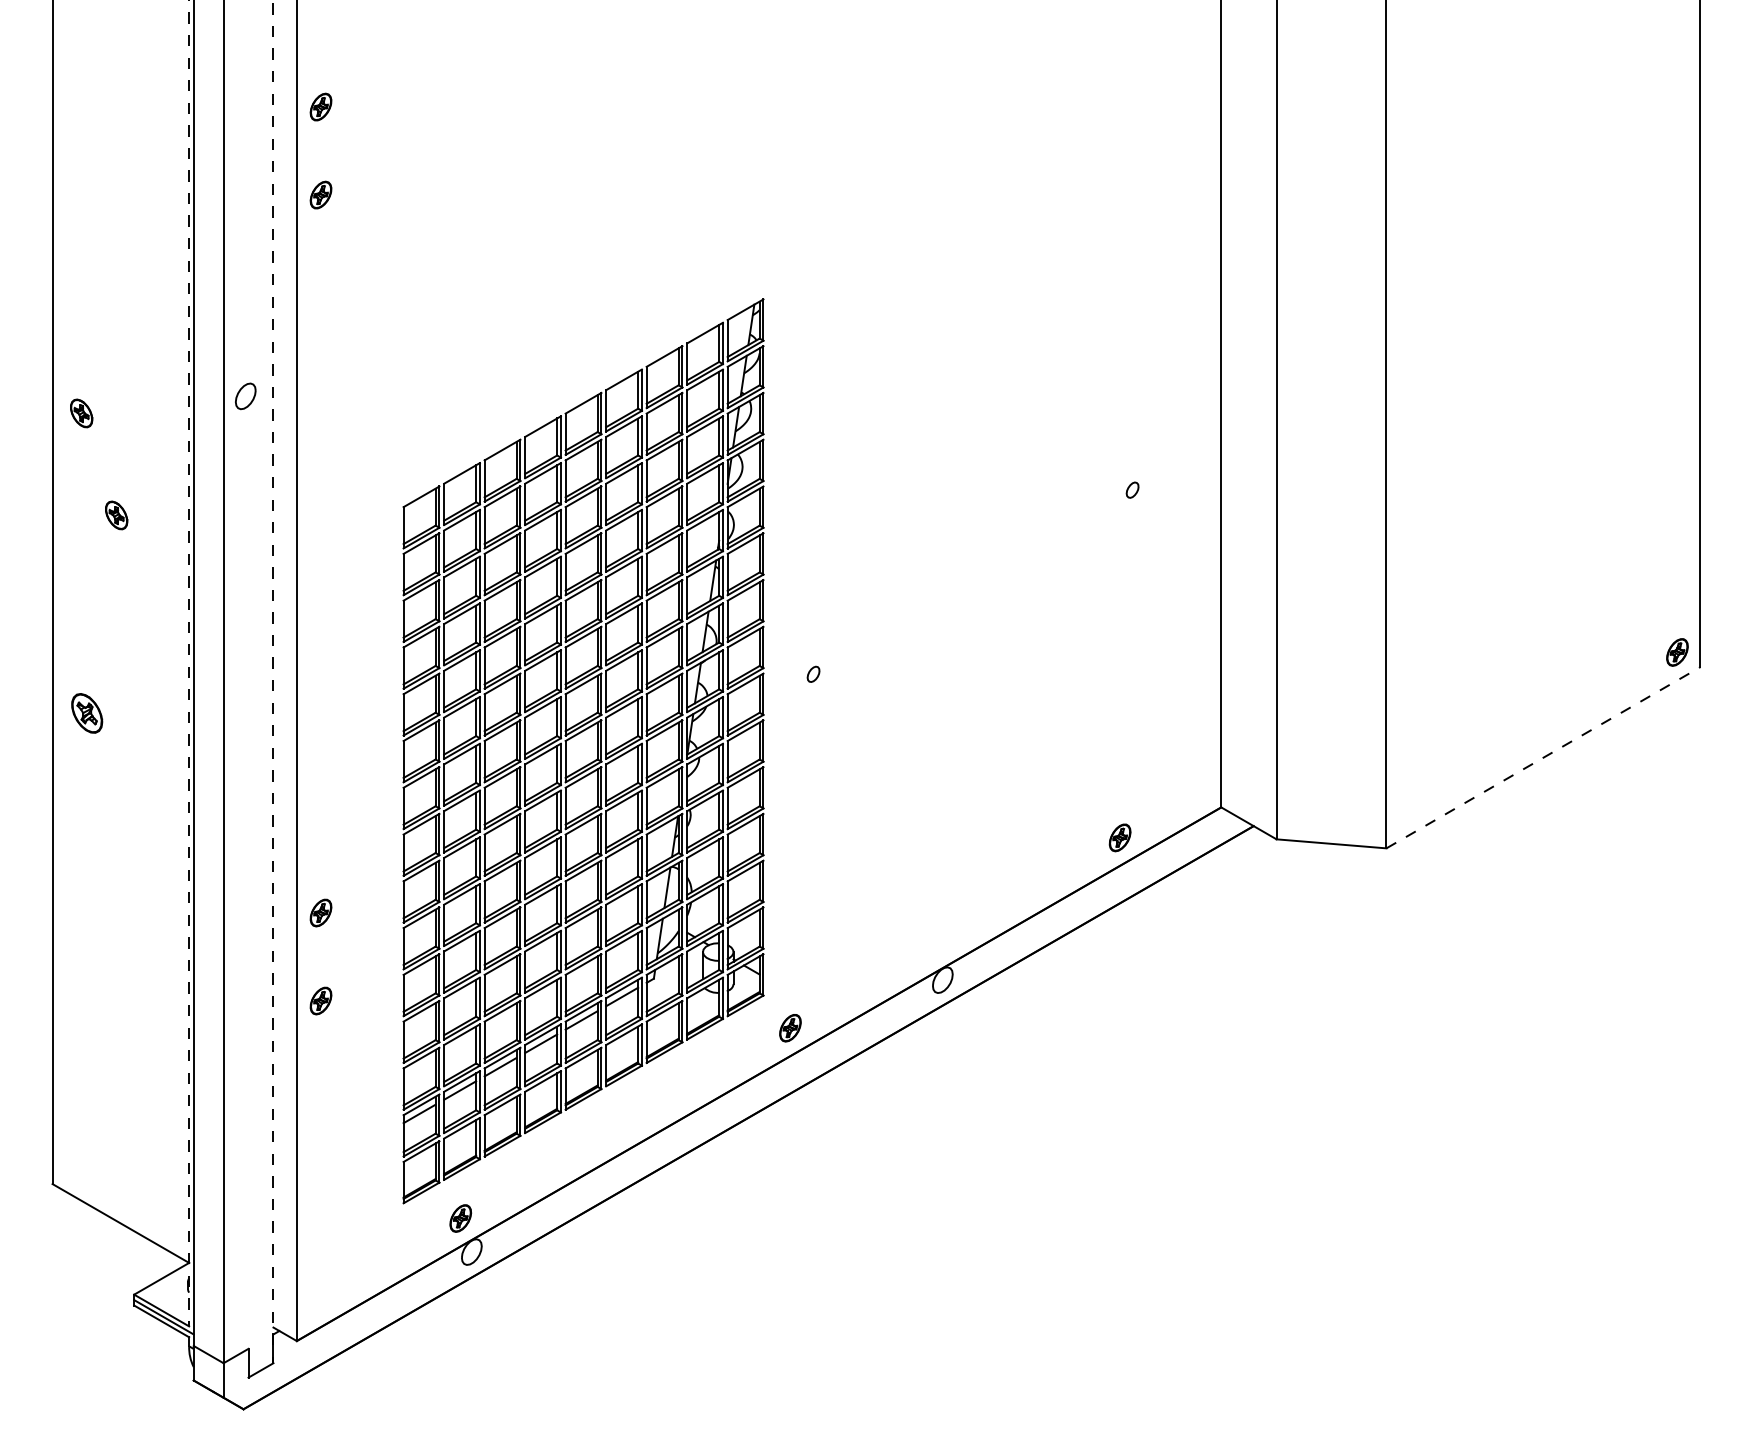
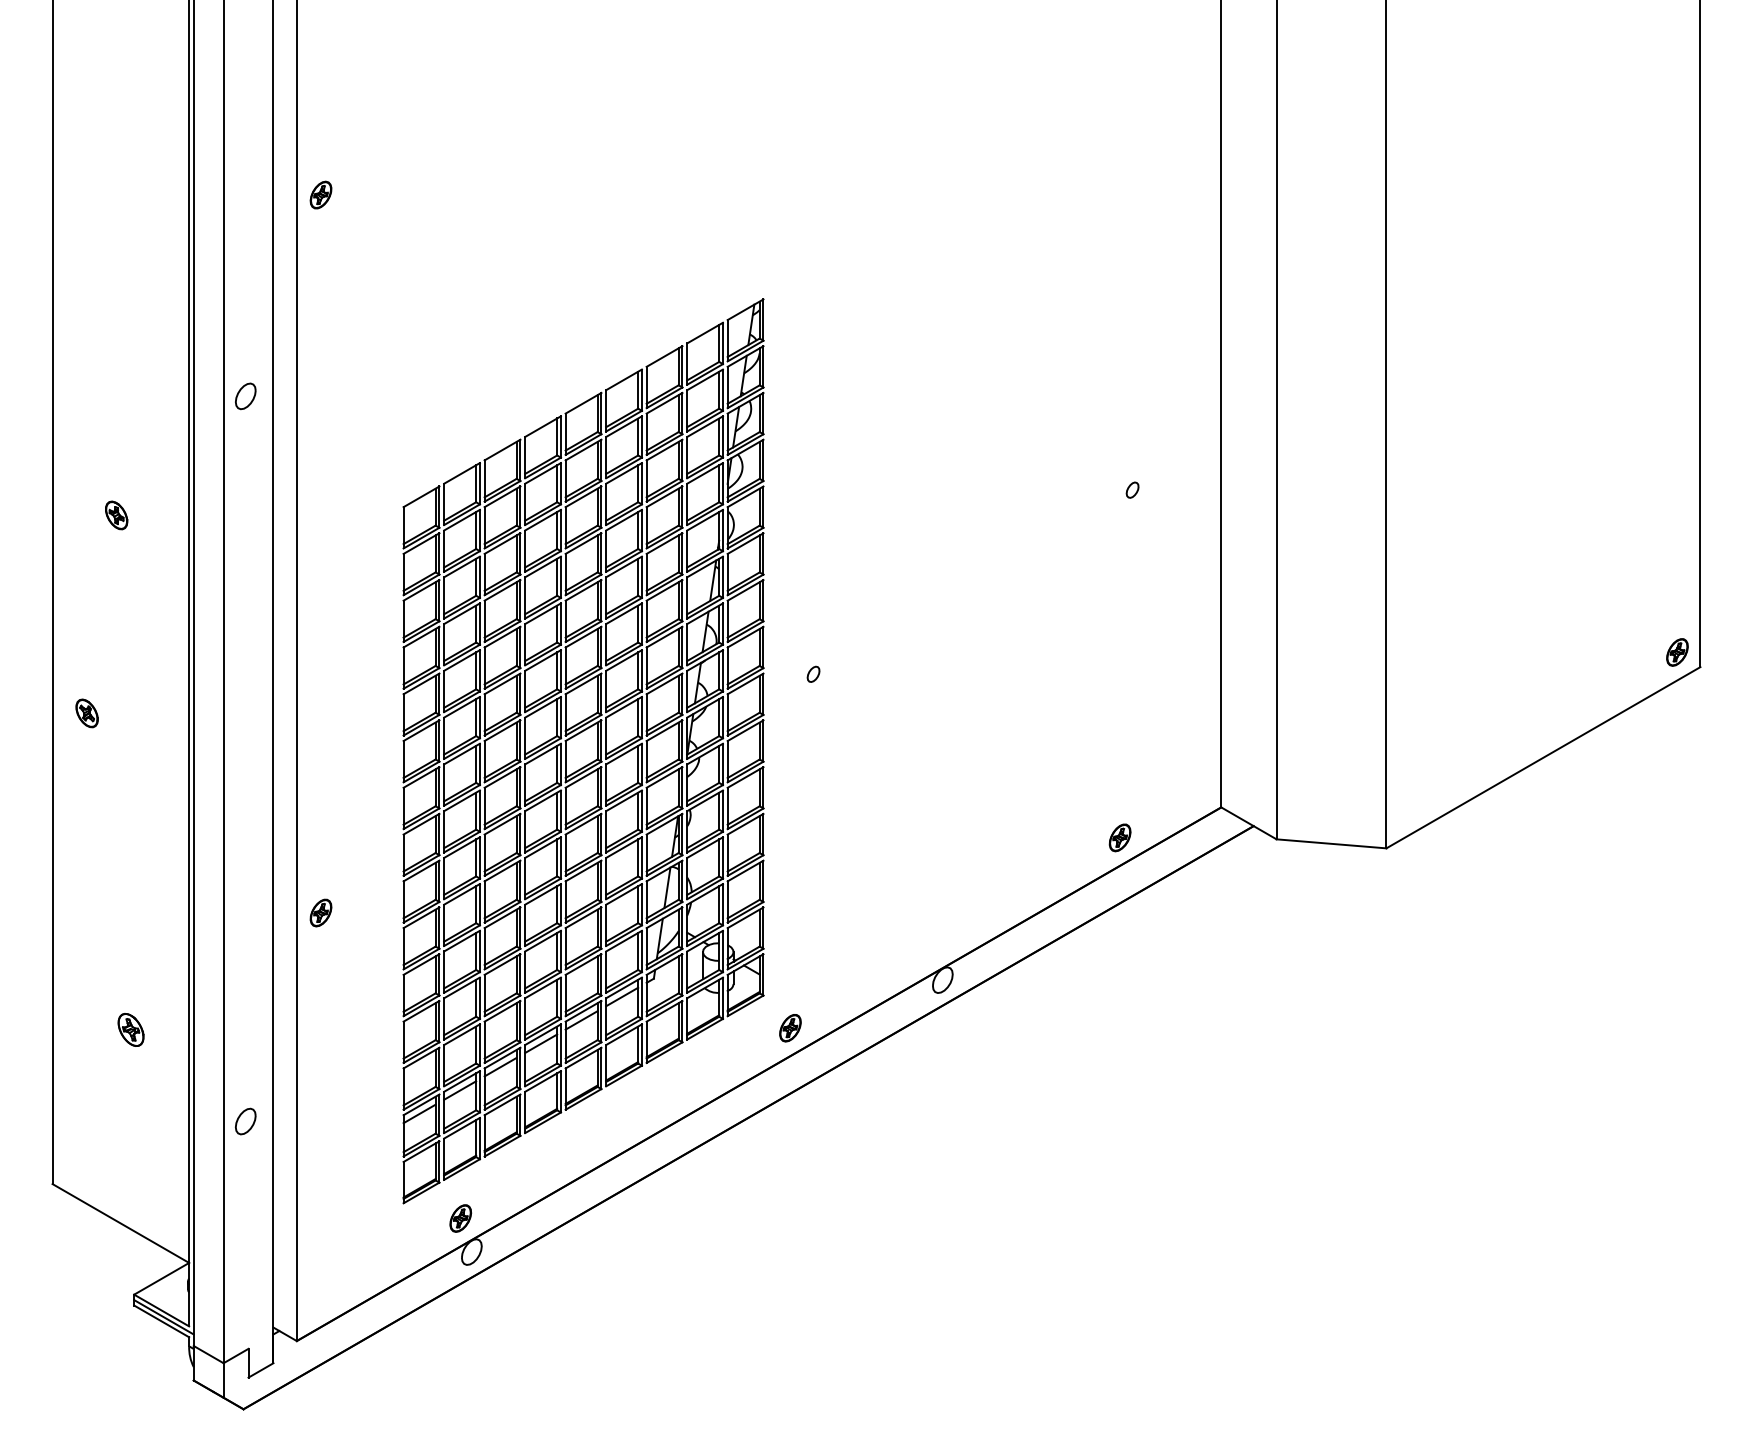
part: present -> none (320, 106)
part: present -> none (81, 413)
line: dashed -> solid (189, 663)
line: dashed -> solid (273, 682)
part size: 33x41 px -> 24x31 px (86, 713)
line: dashed -> solid (1543, 757)
part: present -> none (320, 1000)
part: none -> present (130, 1029)
part: none -> present (245, 1121)
